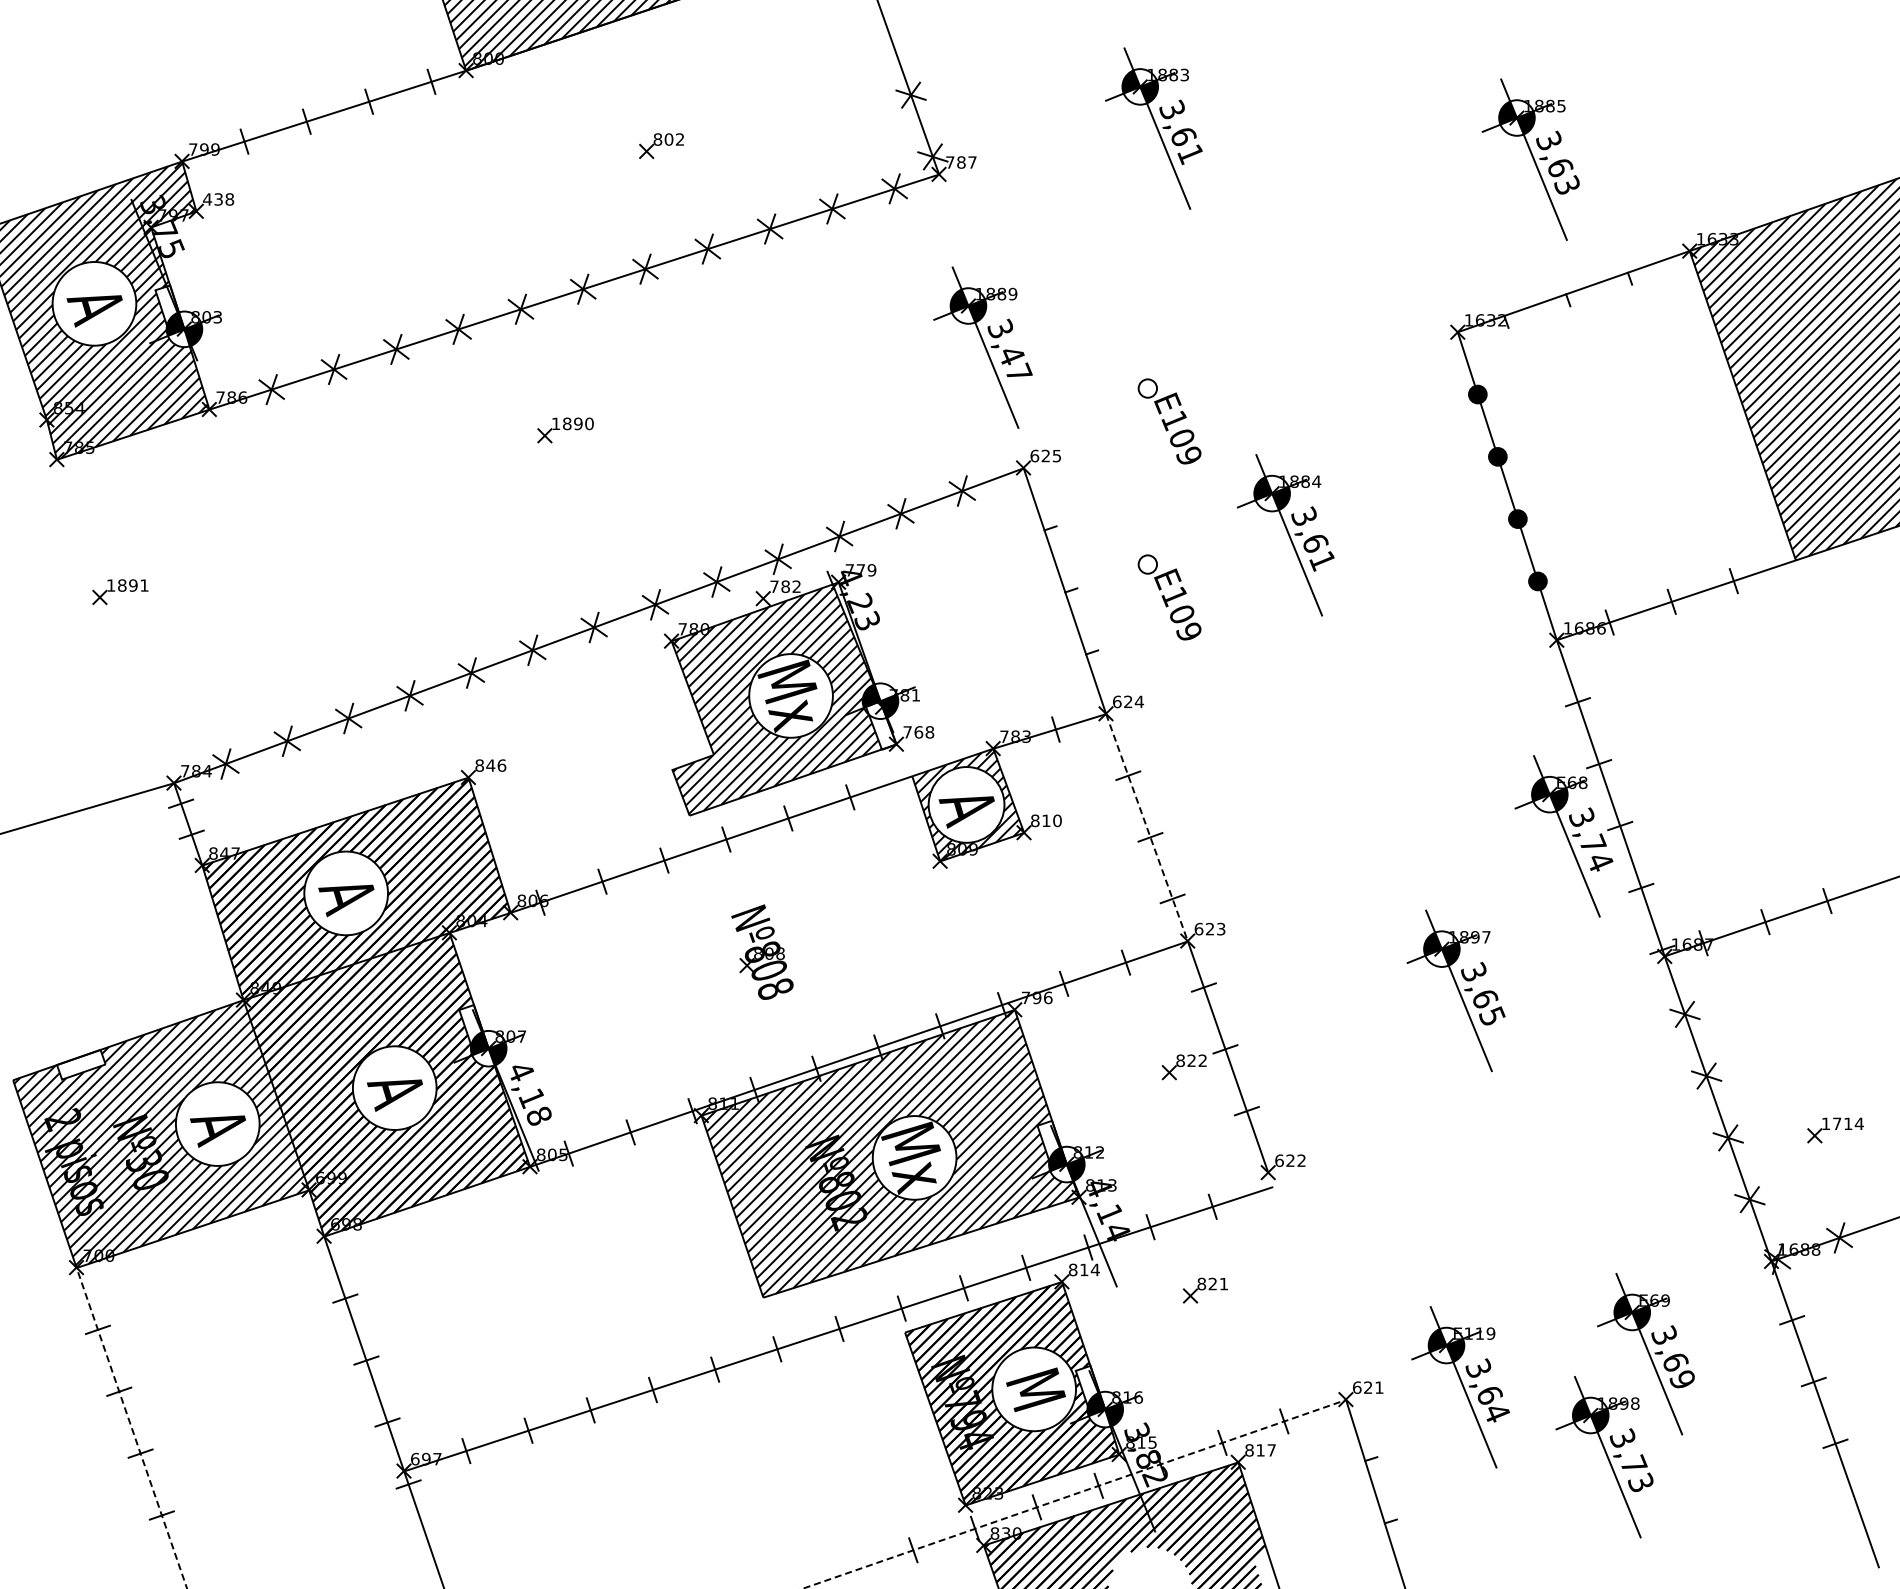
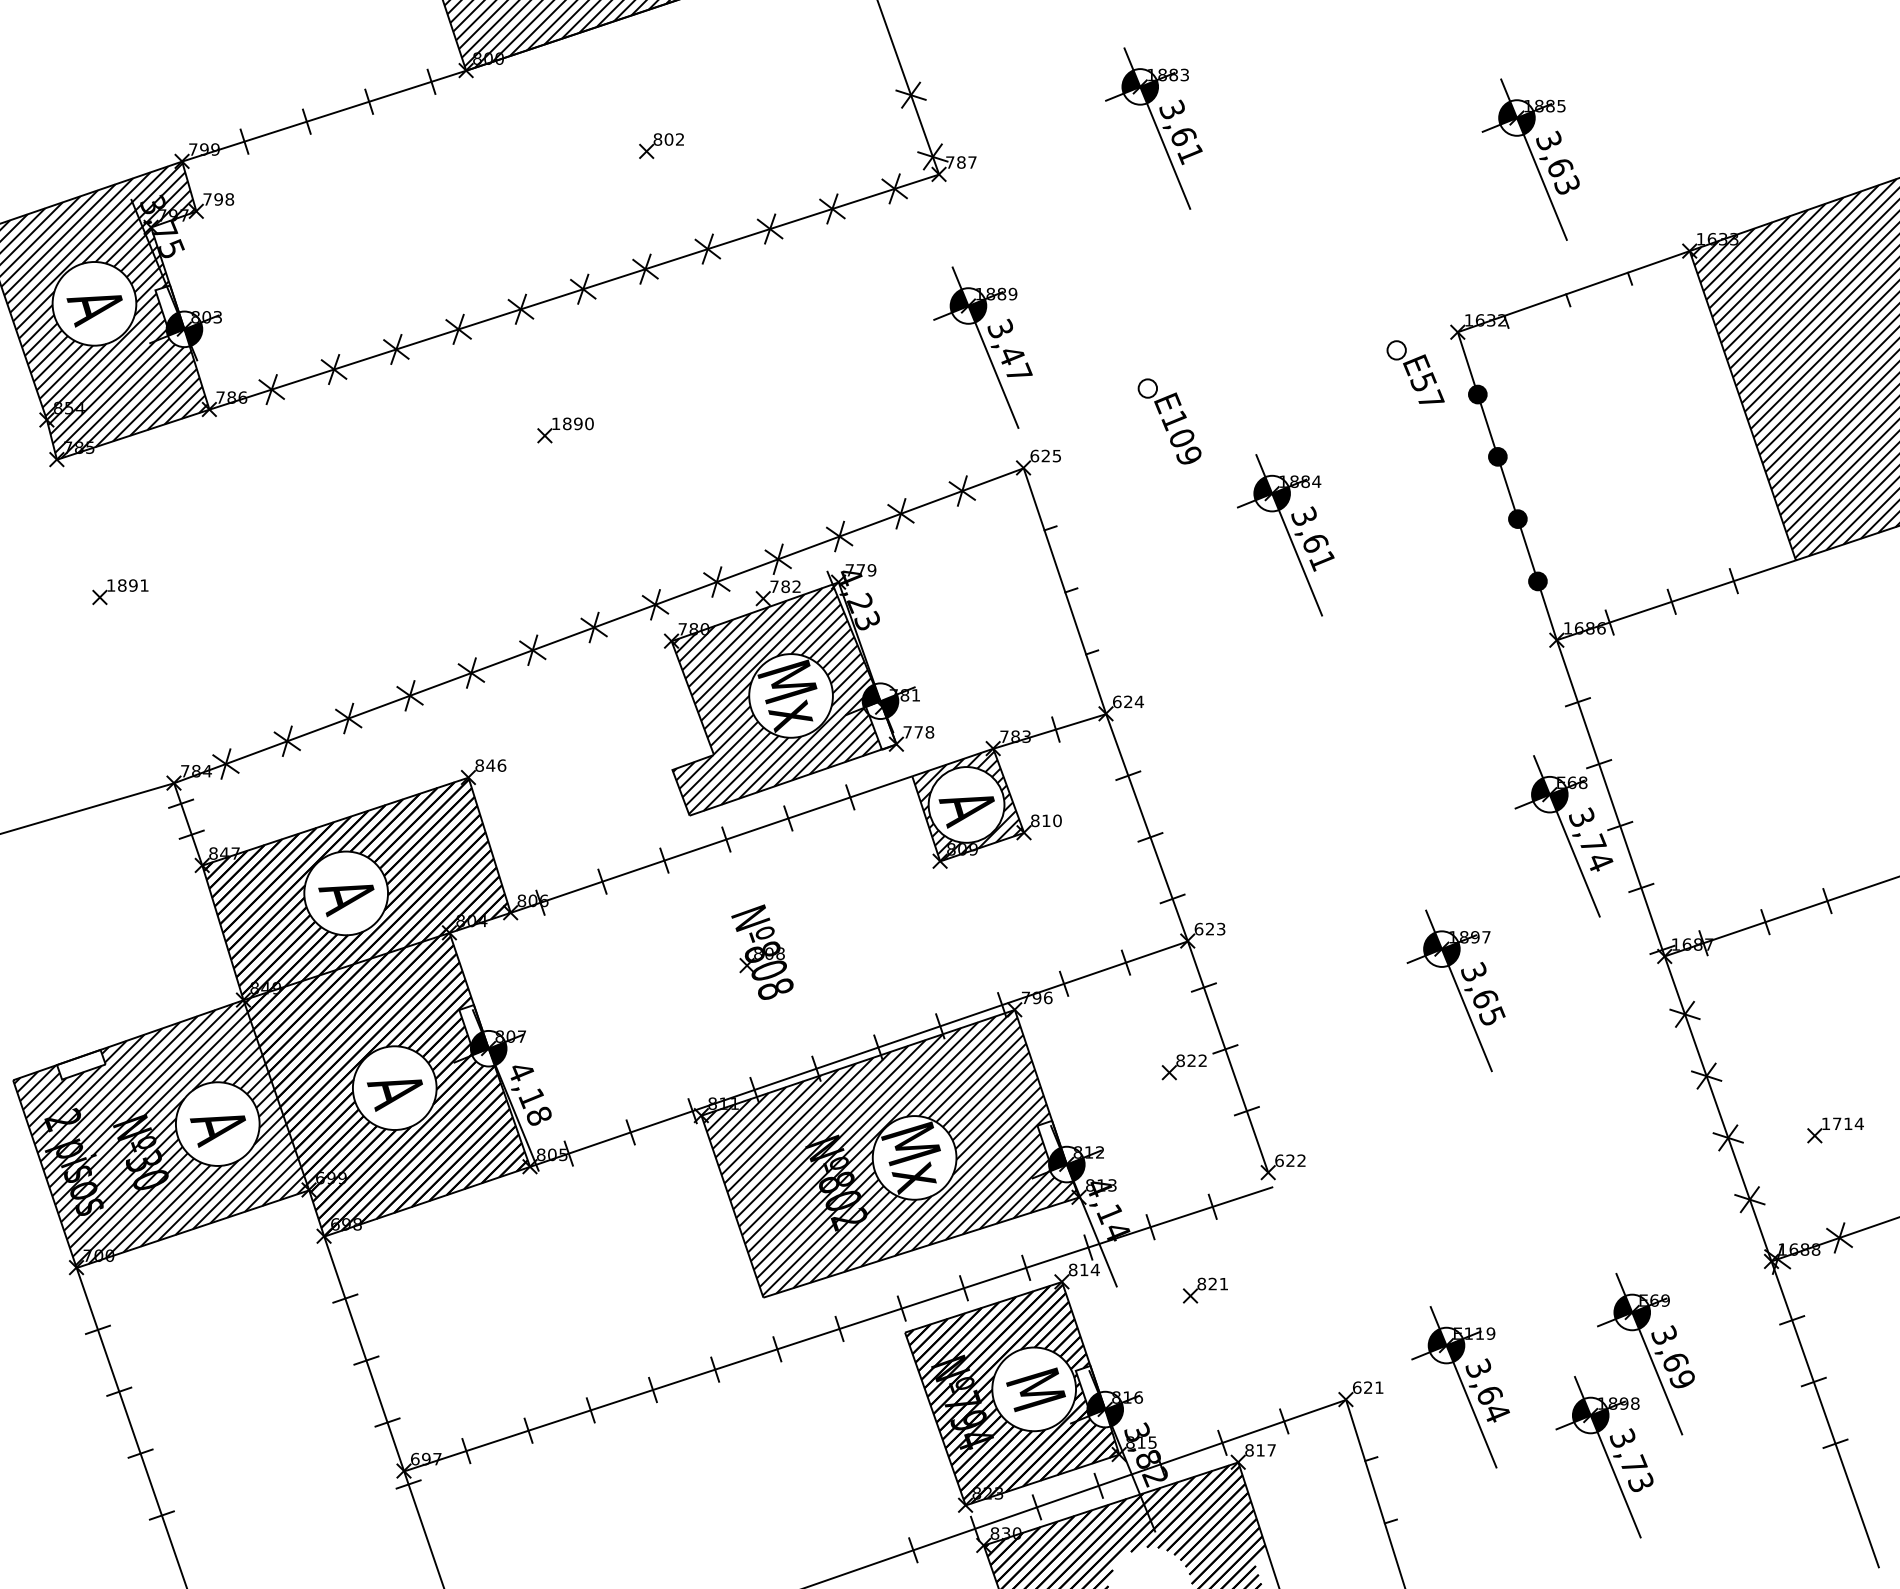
text: 438 -> 798 (212, 199)
part: none -> present (1415, 371)
part: present -> none (1169, 597)
text: 768 -> 778 (918, 732)
line: dashed -> solid (1147, 827)
line: dashed -> solid (131, 1427)
line: dashed -> solid (1074, 1494)
